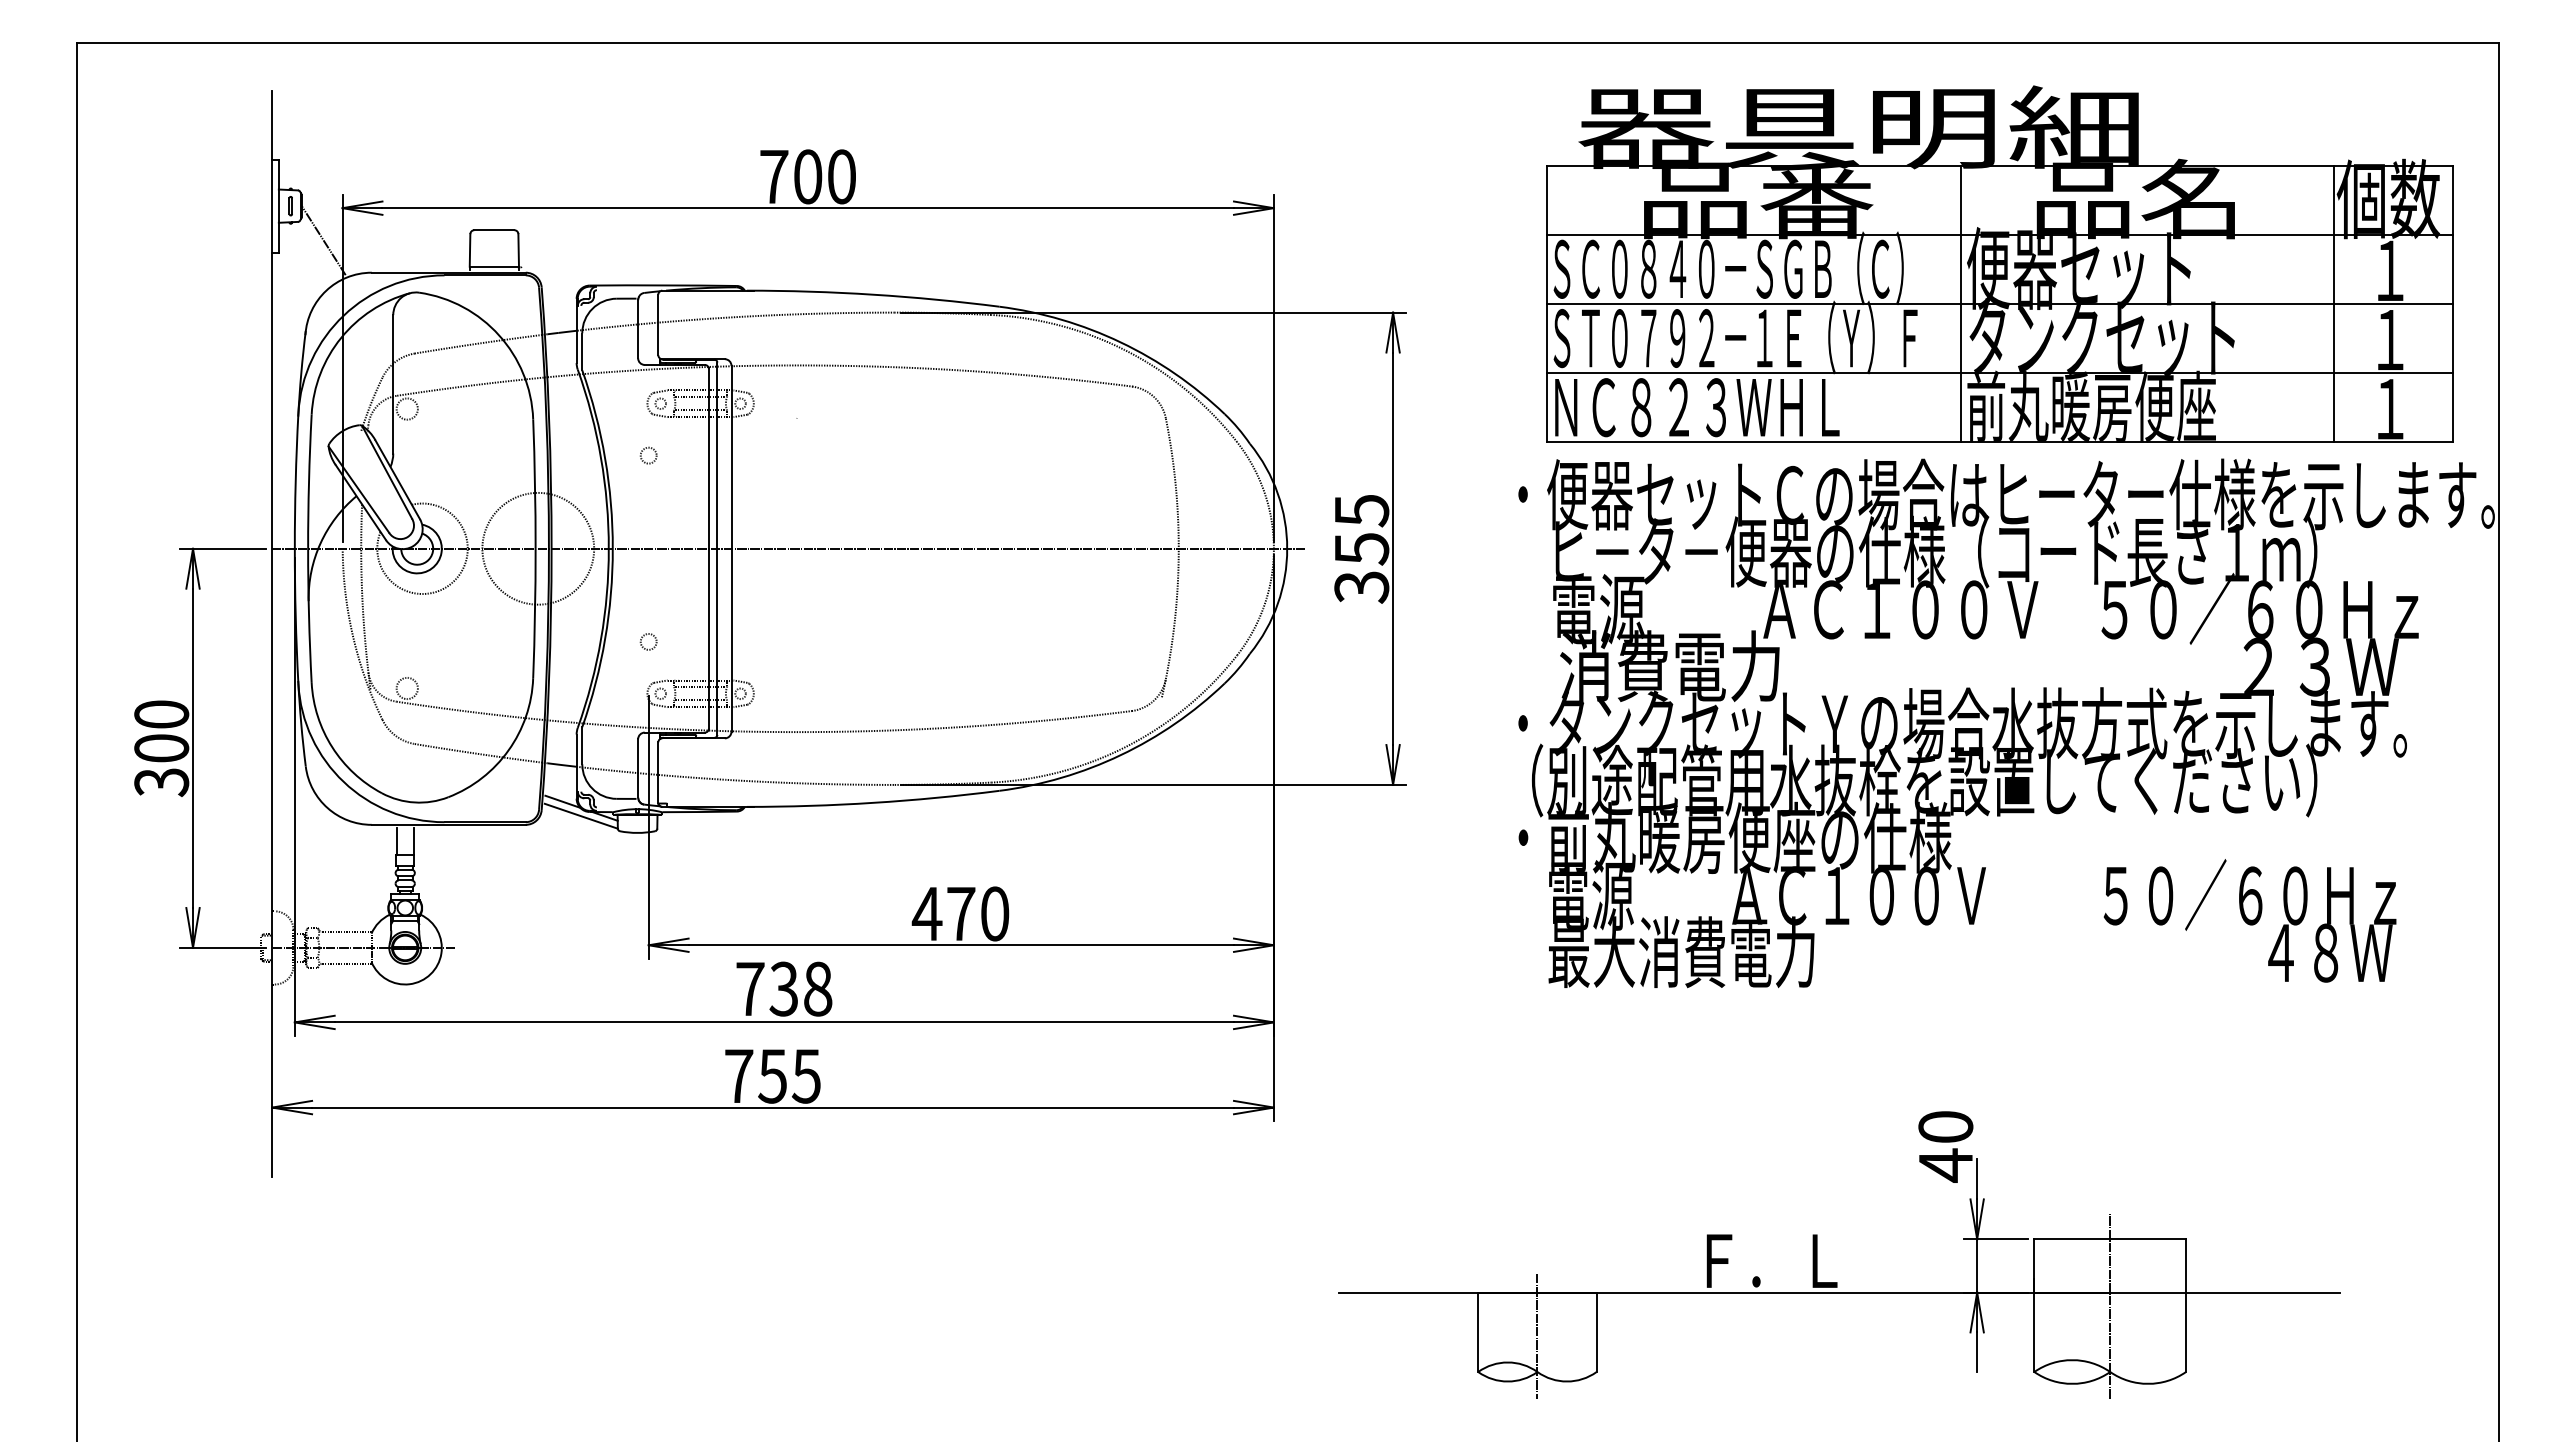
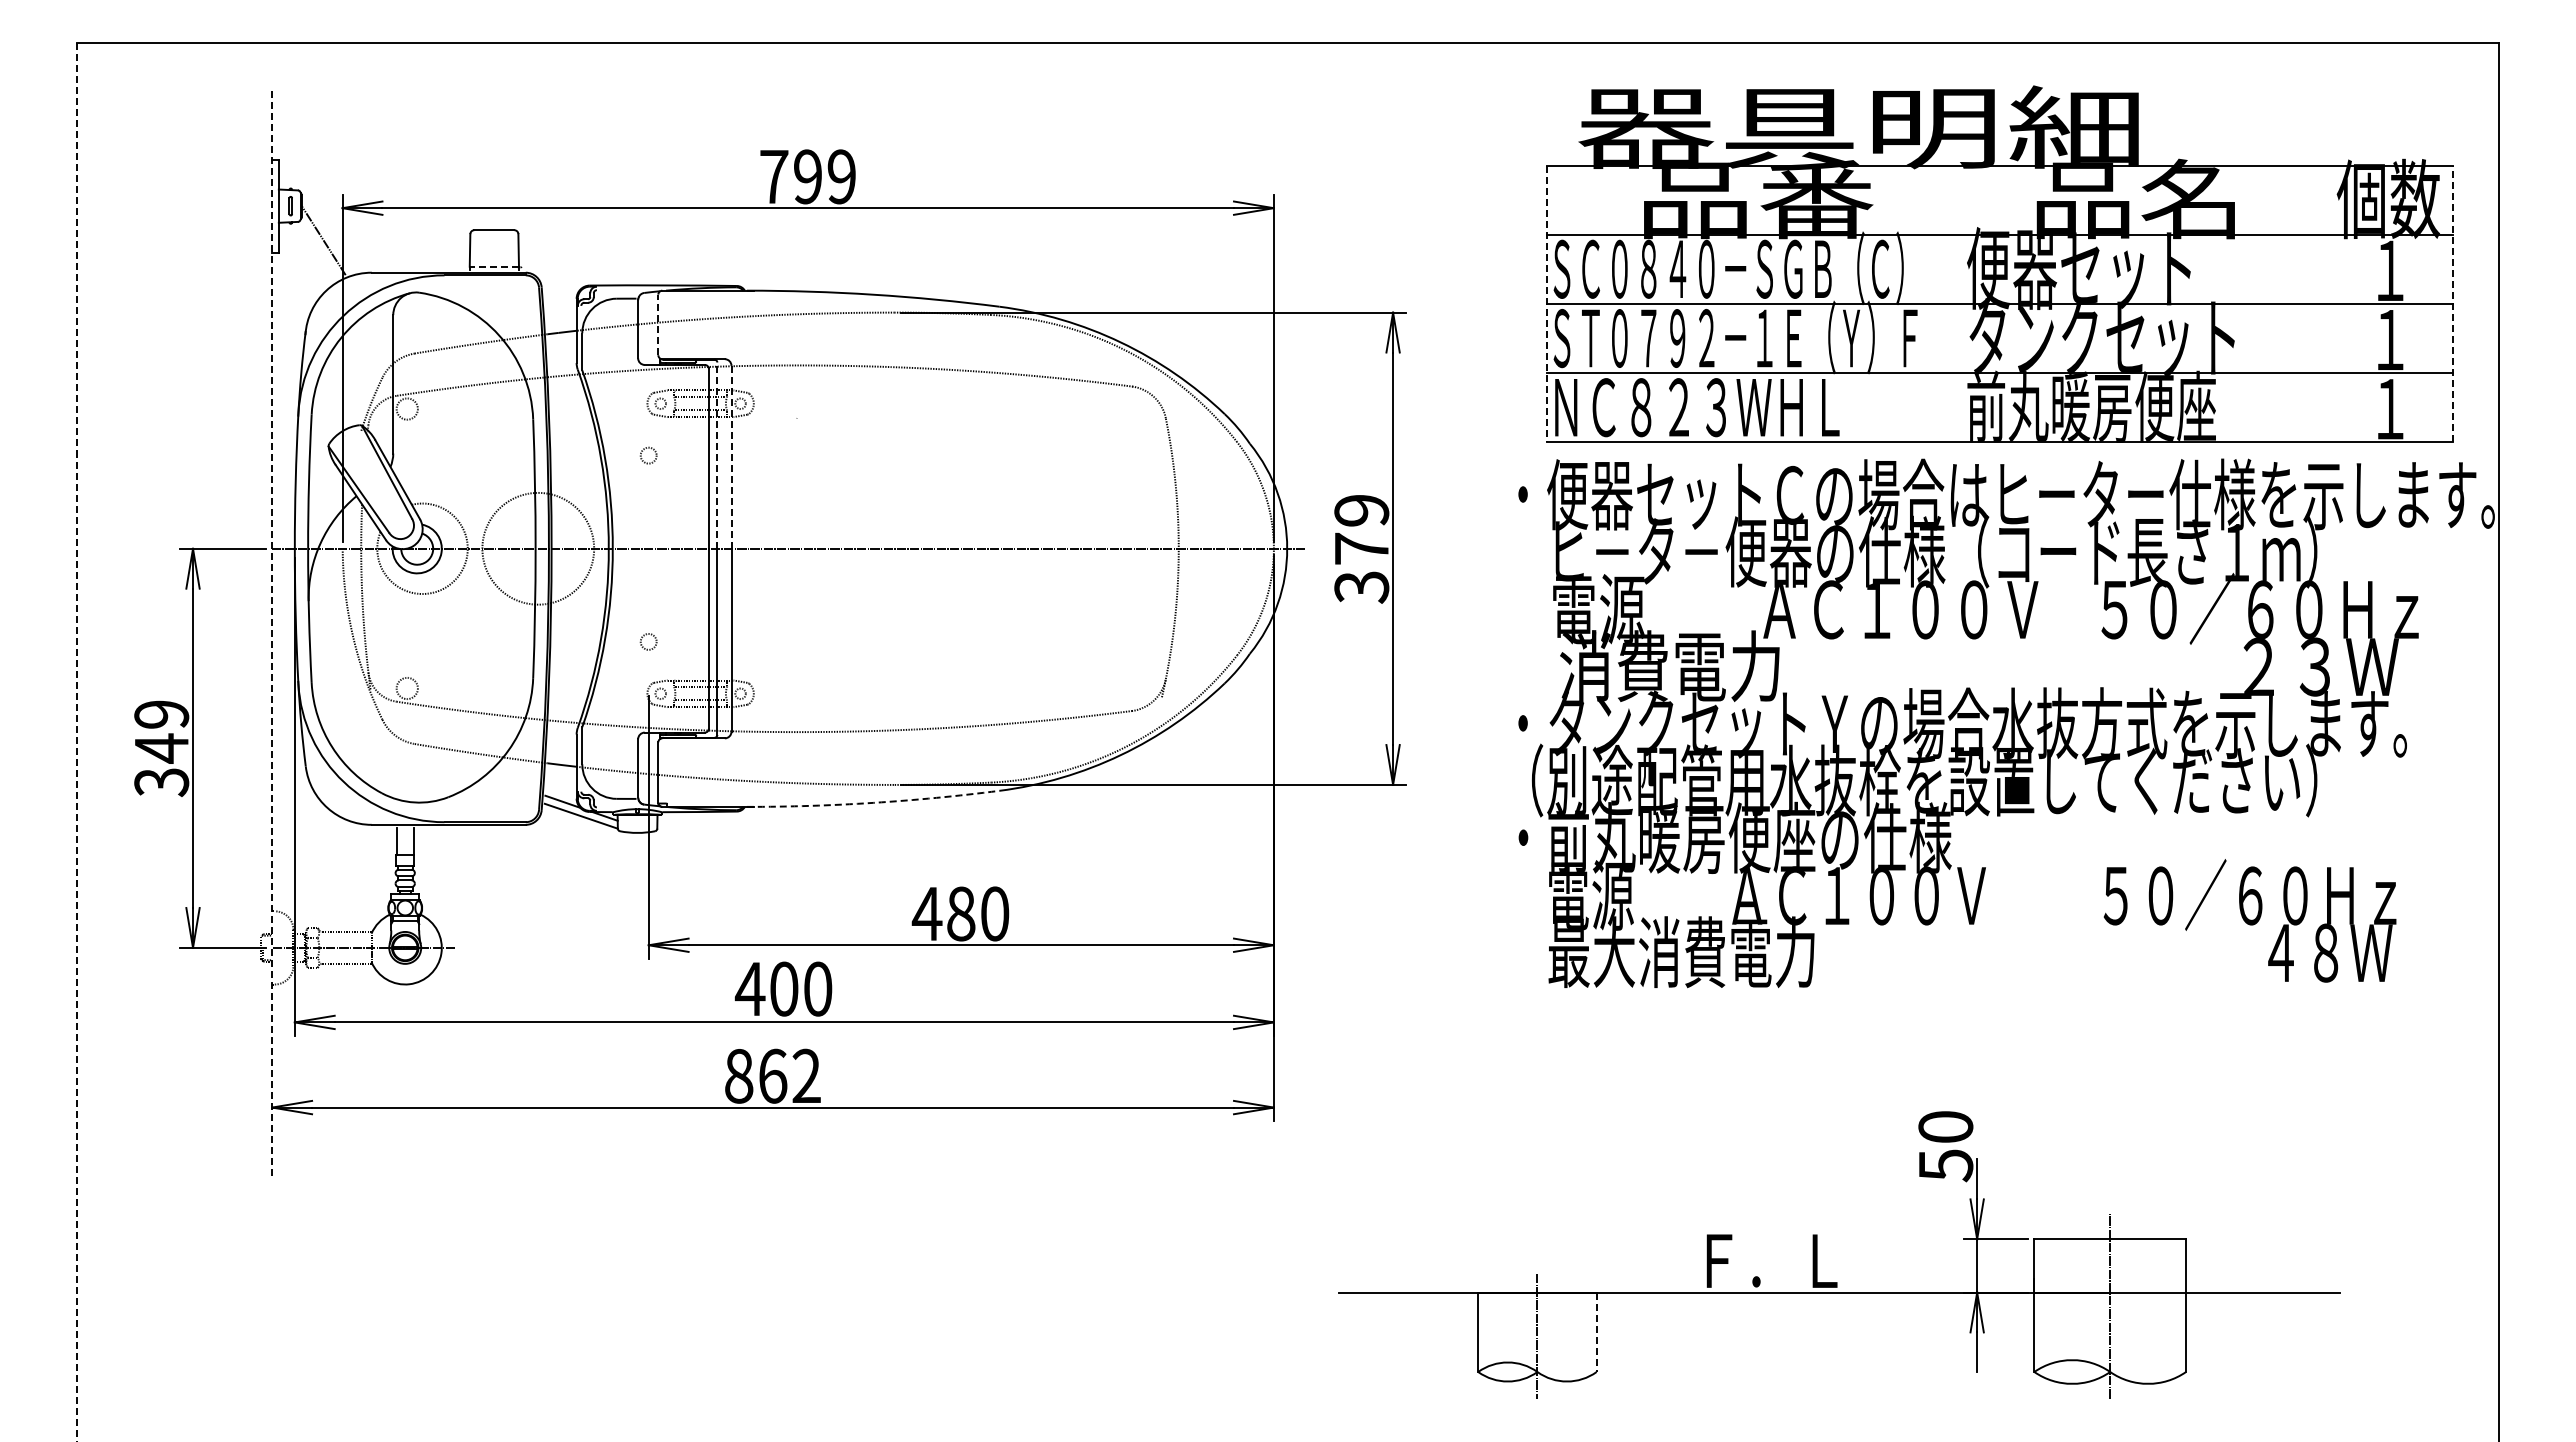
text: 700 -> 799 (824, 176)
line: solid -> dashed (494, 267)
line: present -> none (1961, 303)
line: present -> none (2333, 303)
line: solid -> dashed (2453, 303)
line: solid -> dashed (1547, 304)
line: solid -> dashed (658, 324)
line: solid -> dashed (717, 455)
line: solid -> dashed (731, 456)
text: 355 -> 379 (1361, 530)
line: solid -> dashed (272, 633)
text: 300 -> 349 (161, 731)
line: solid -> dashed (77, 742)
arc: solid -> dashed (873, 802)
text: 470 -> 480 (961, 913)
text: 738 -> 400 (783, 988)
text: 755 -> 862 (772, 1075)
text: 40 -> 50 (1946, 1165)
line: solid -> dashed (1596, 1332)
